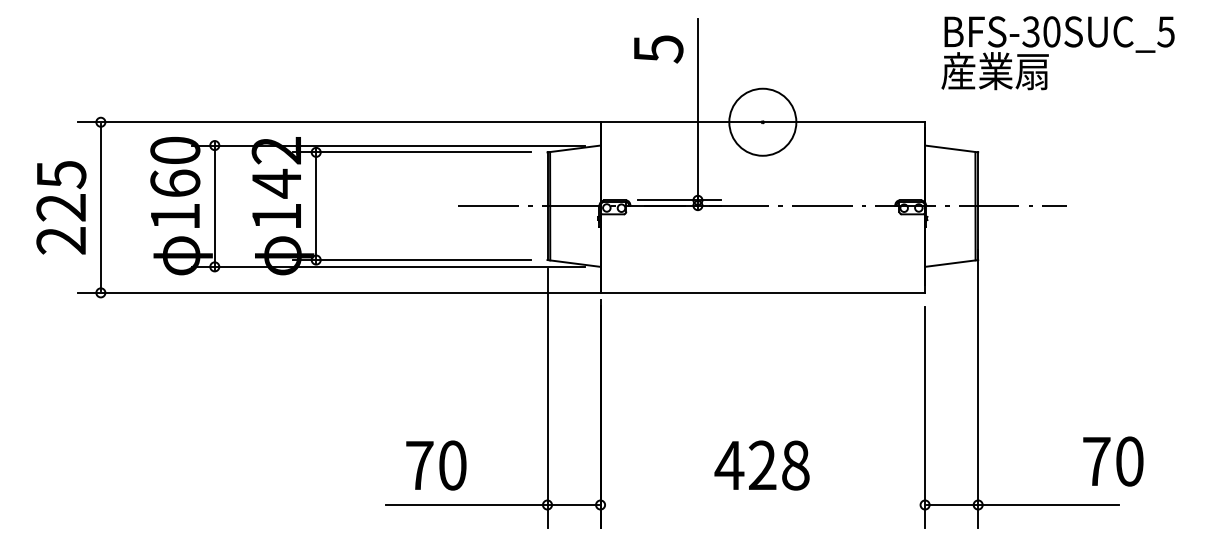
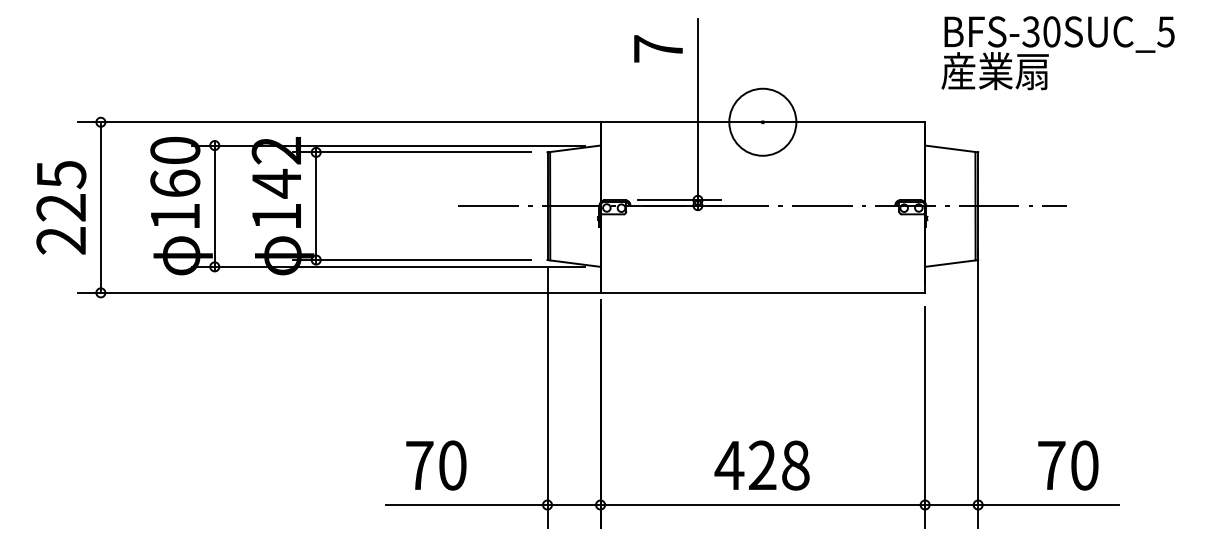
text: 5 -> 7 (658, 49)
text position: (1113, 461) -> (1068, 465) (1068, 465)
line: none -> present (762, 505)
